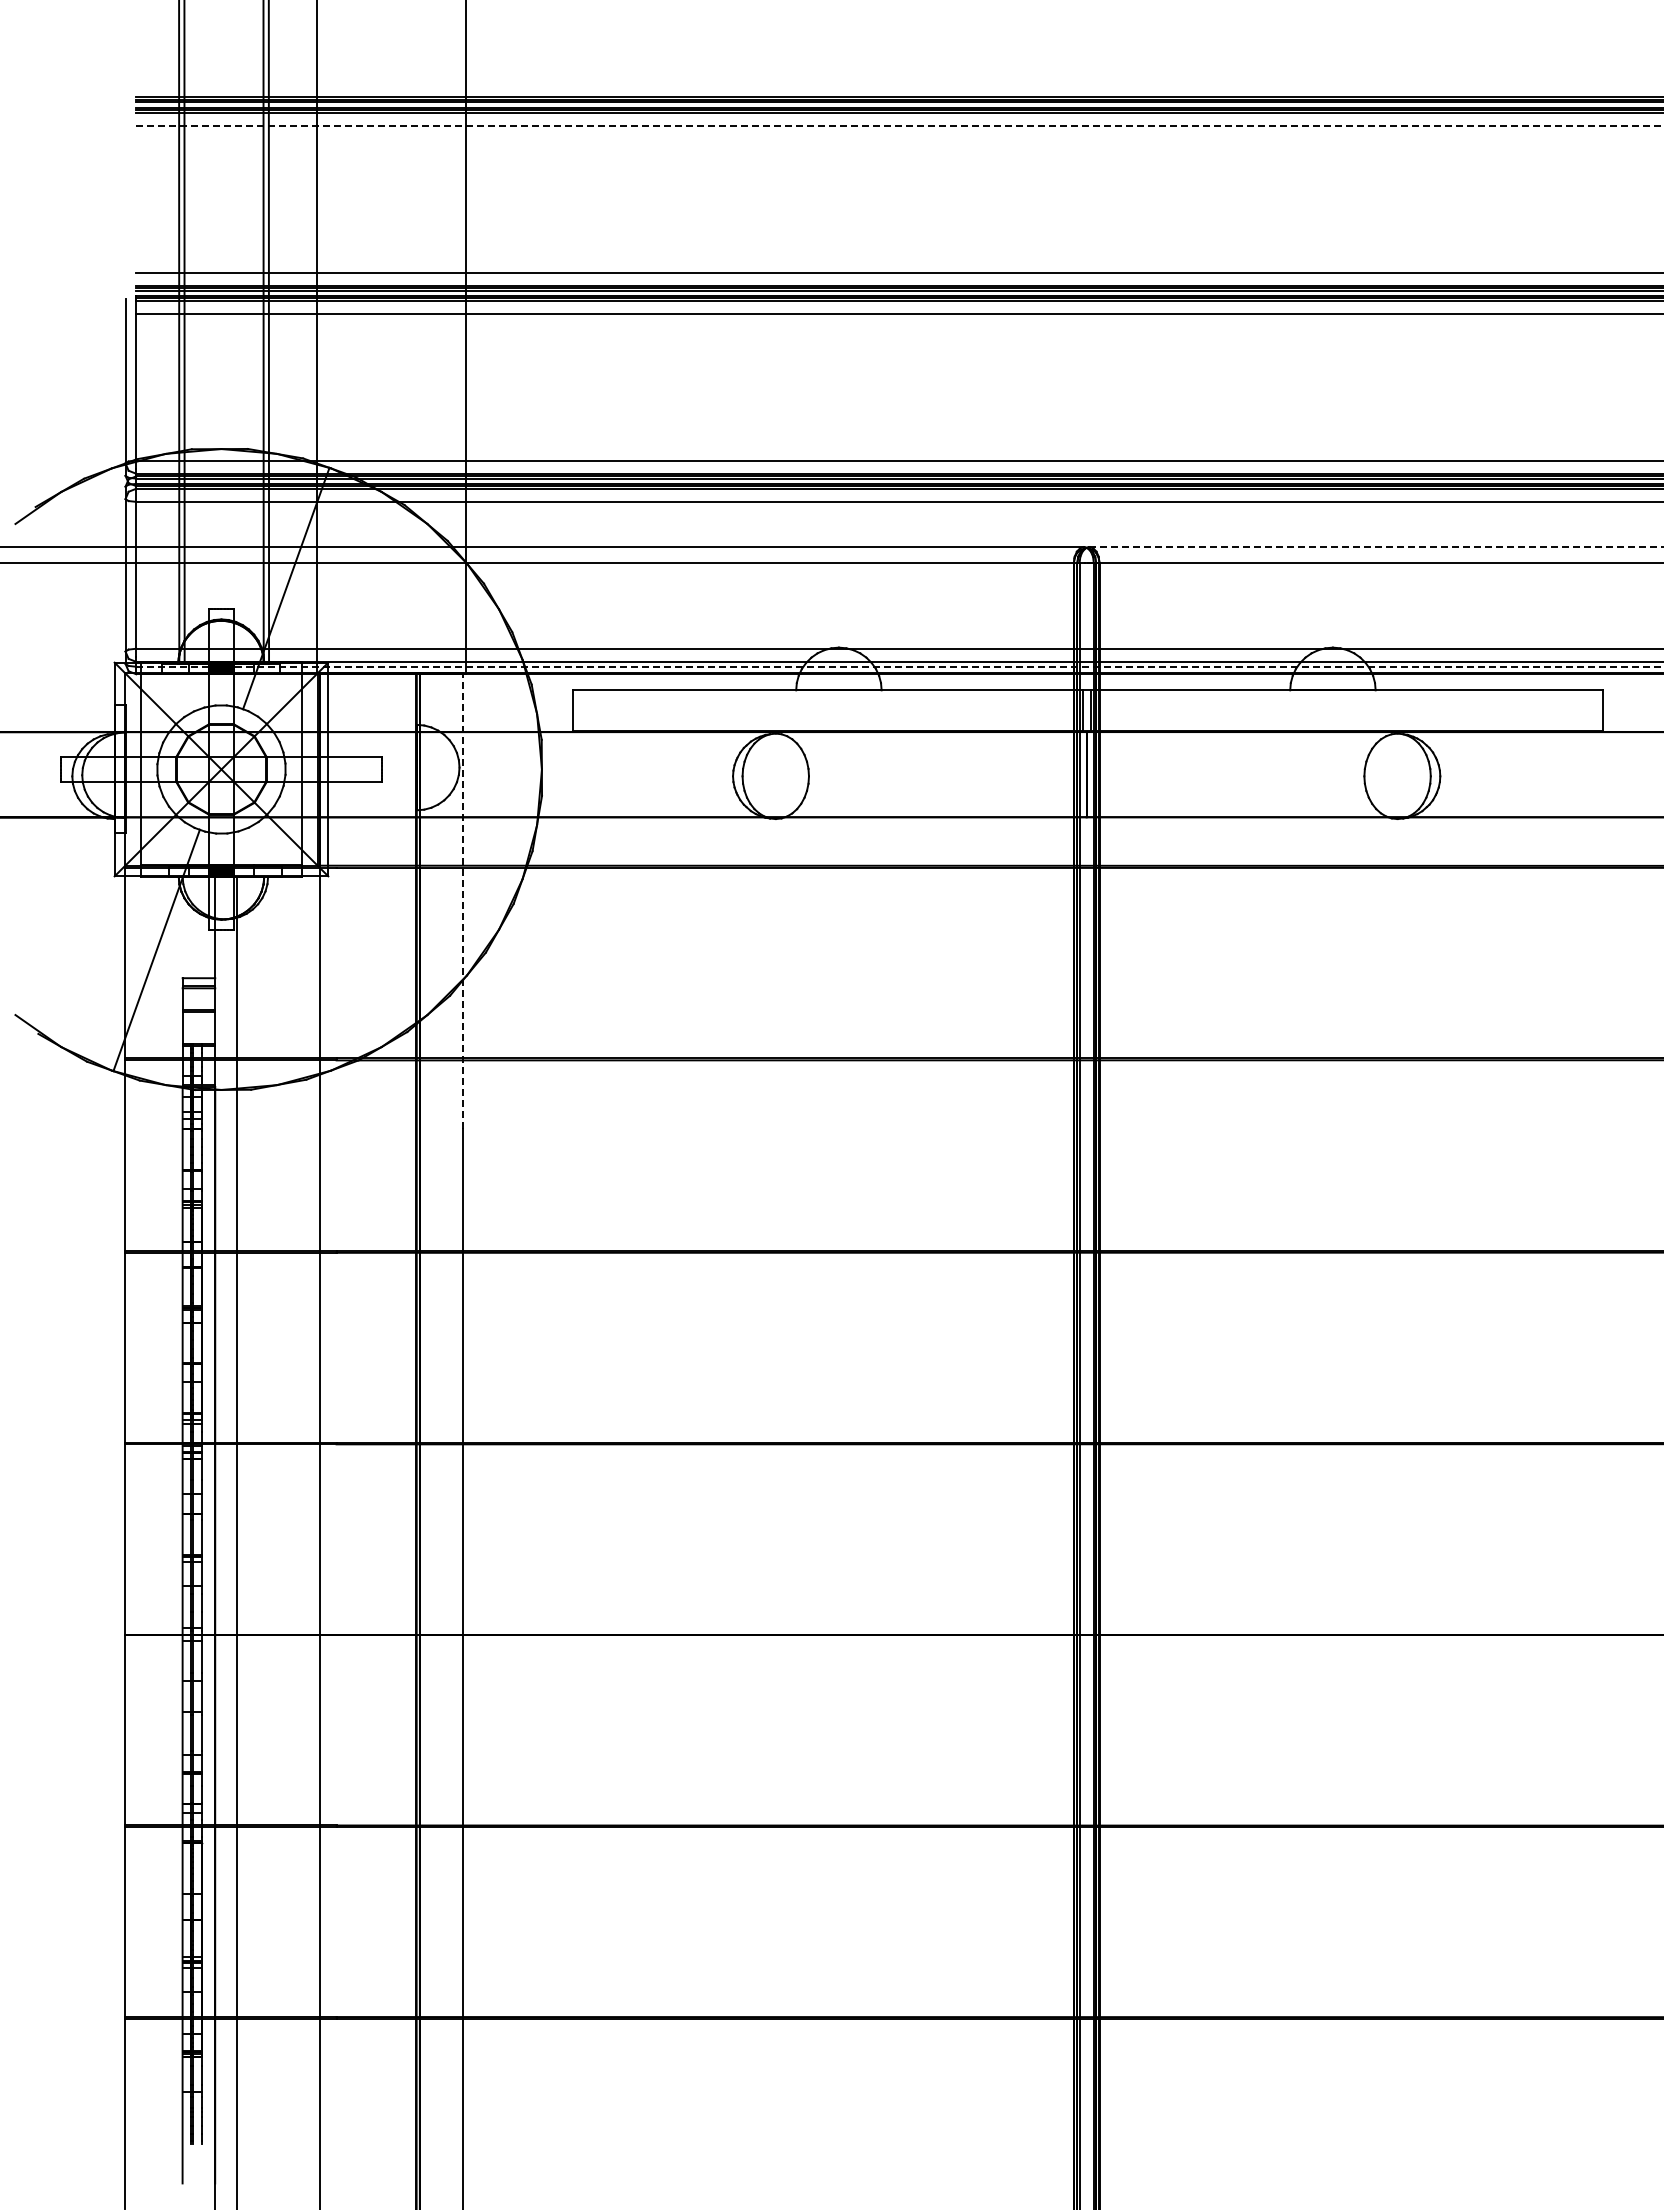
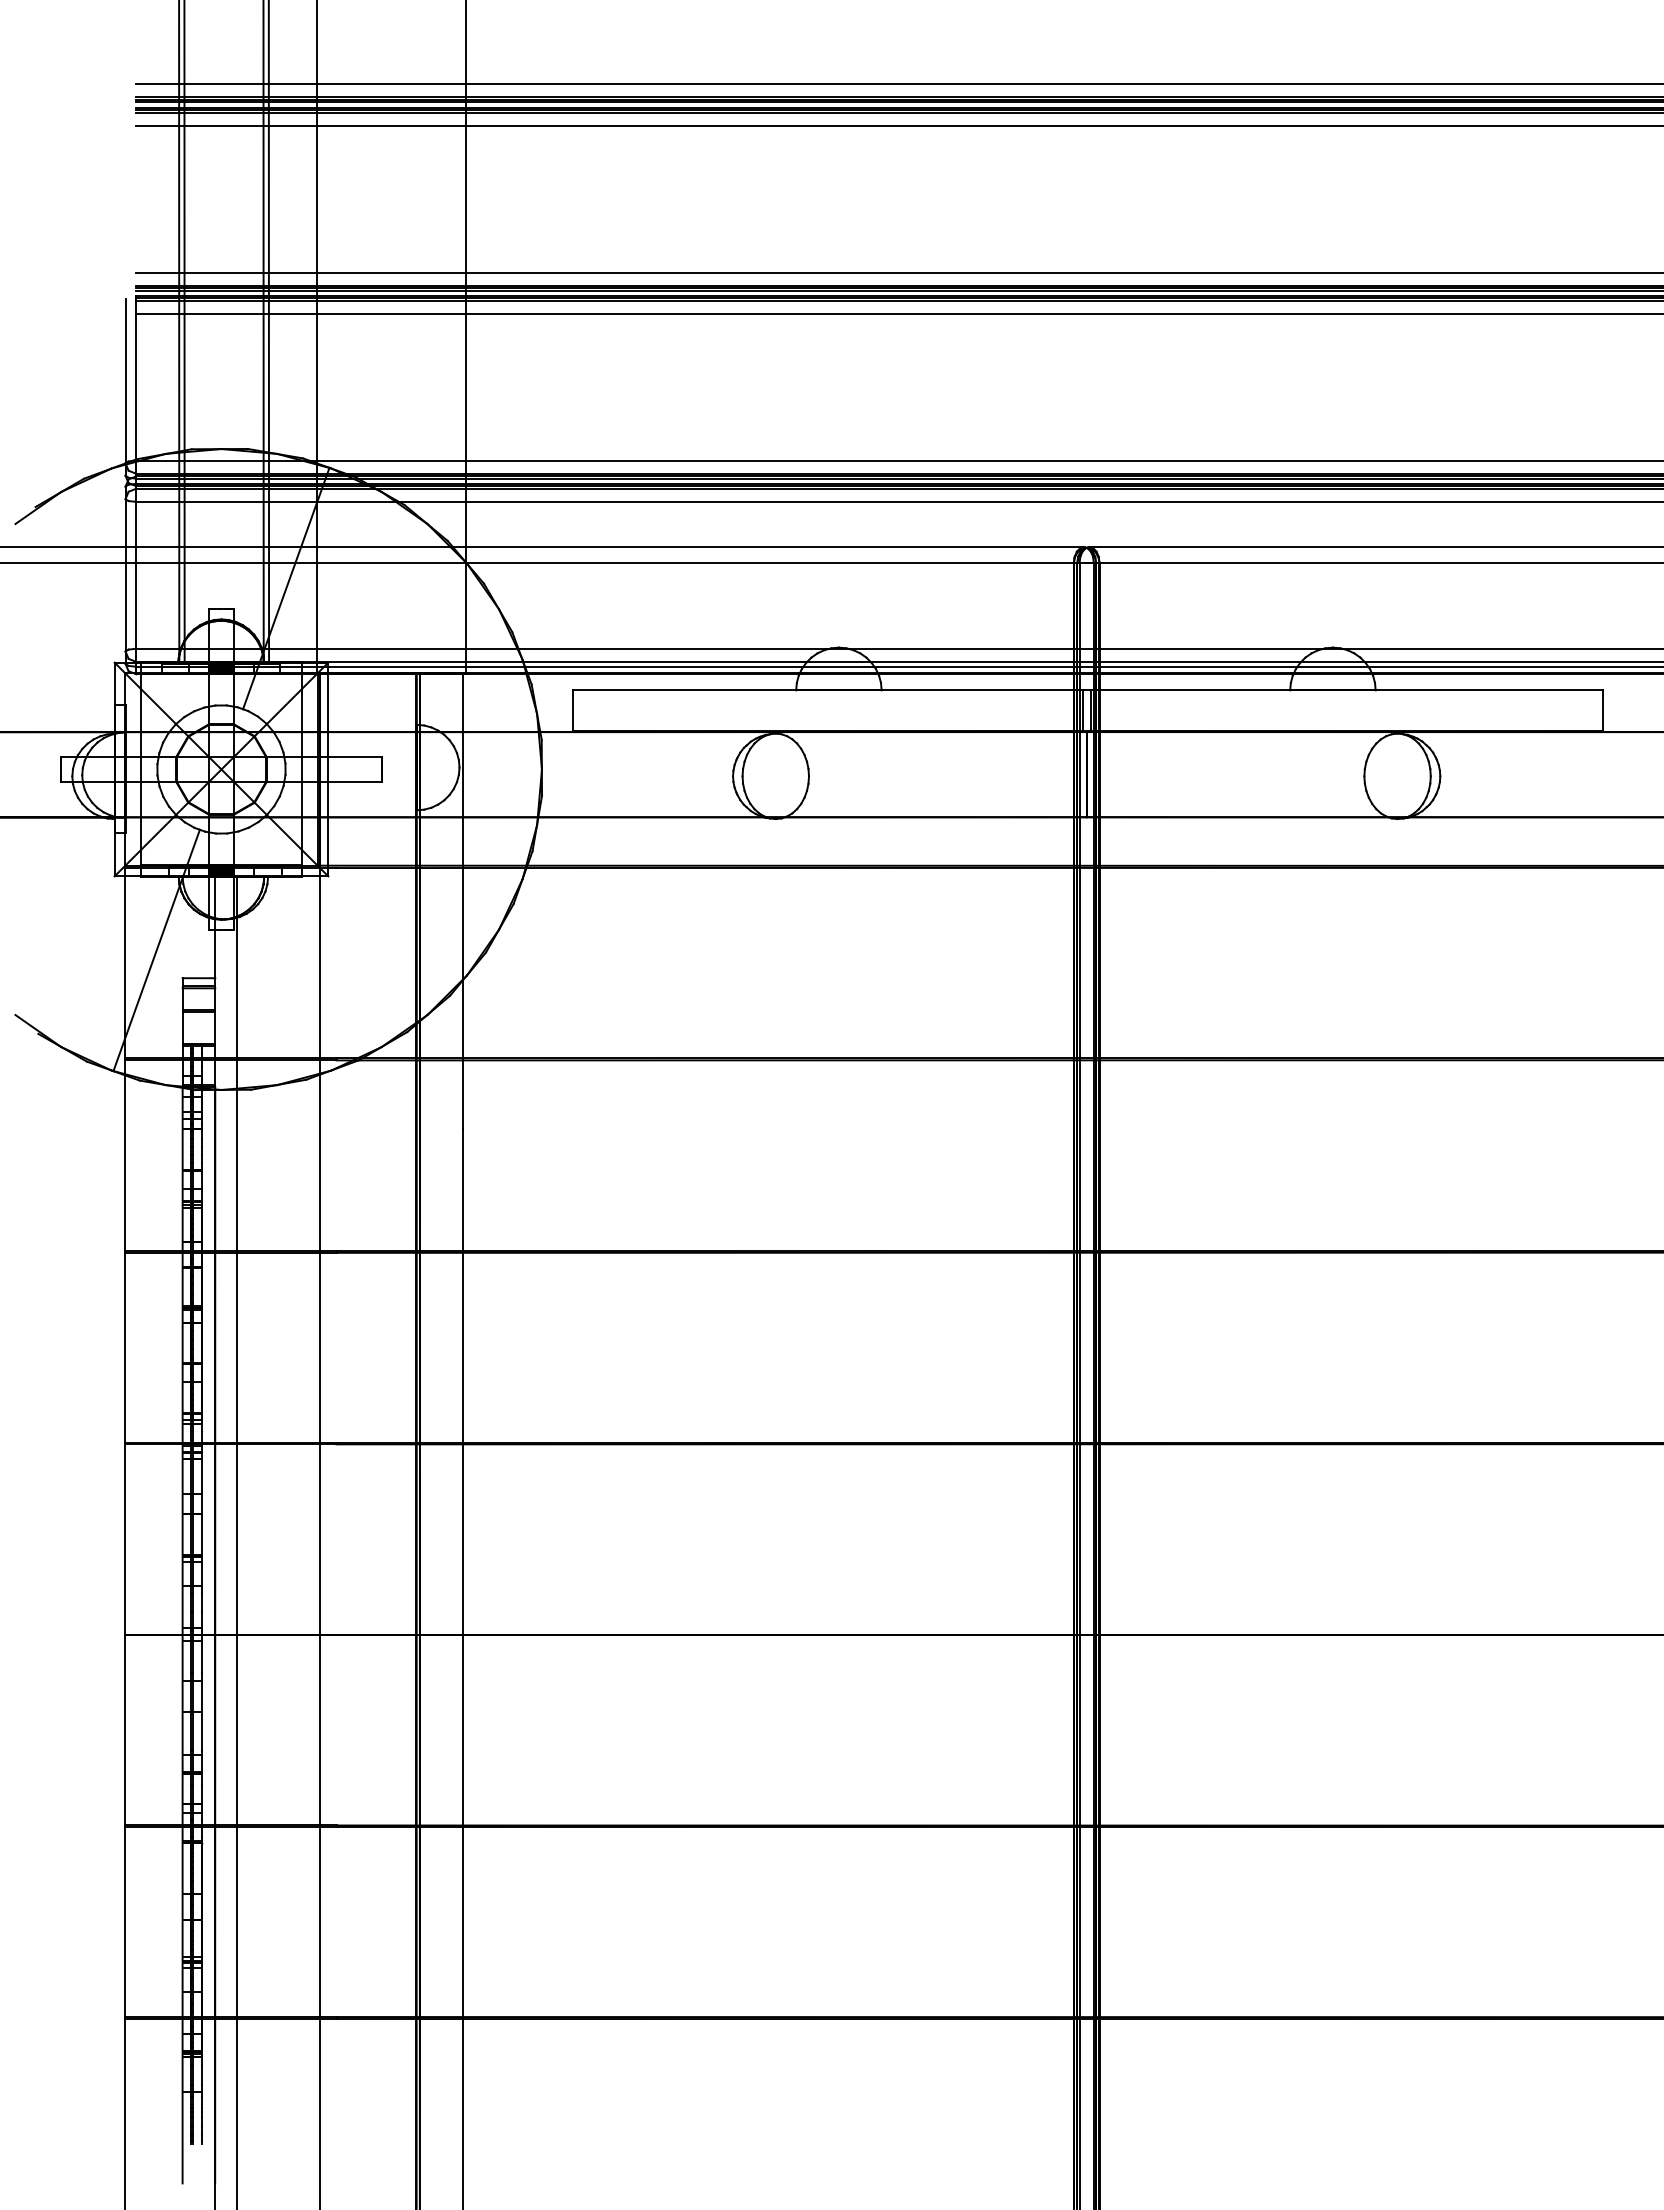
line: none -> present (898, 84)
line: dashed -> solid (900, 125)
line: dashed -> solid (1376, 547)
line: dashed -> solid (900, 666)
line: dashed -> solid (462, 901)
